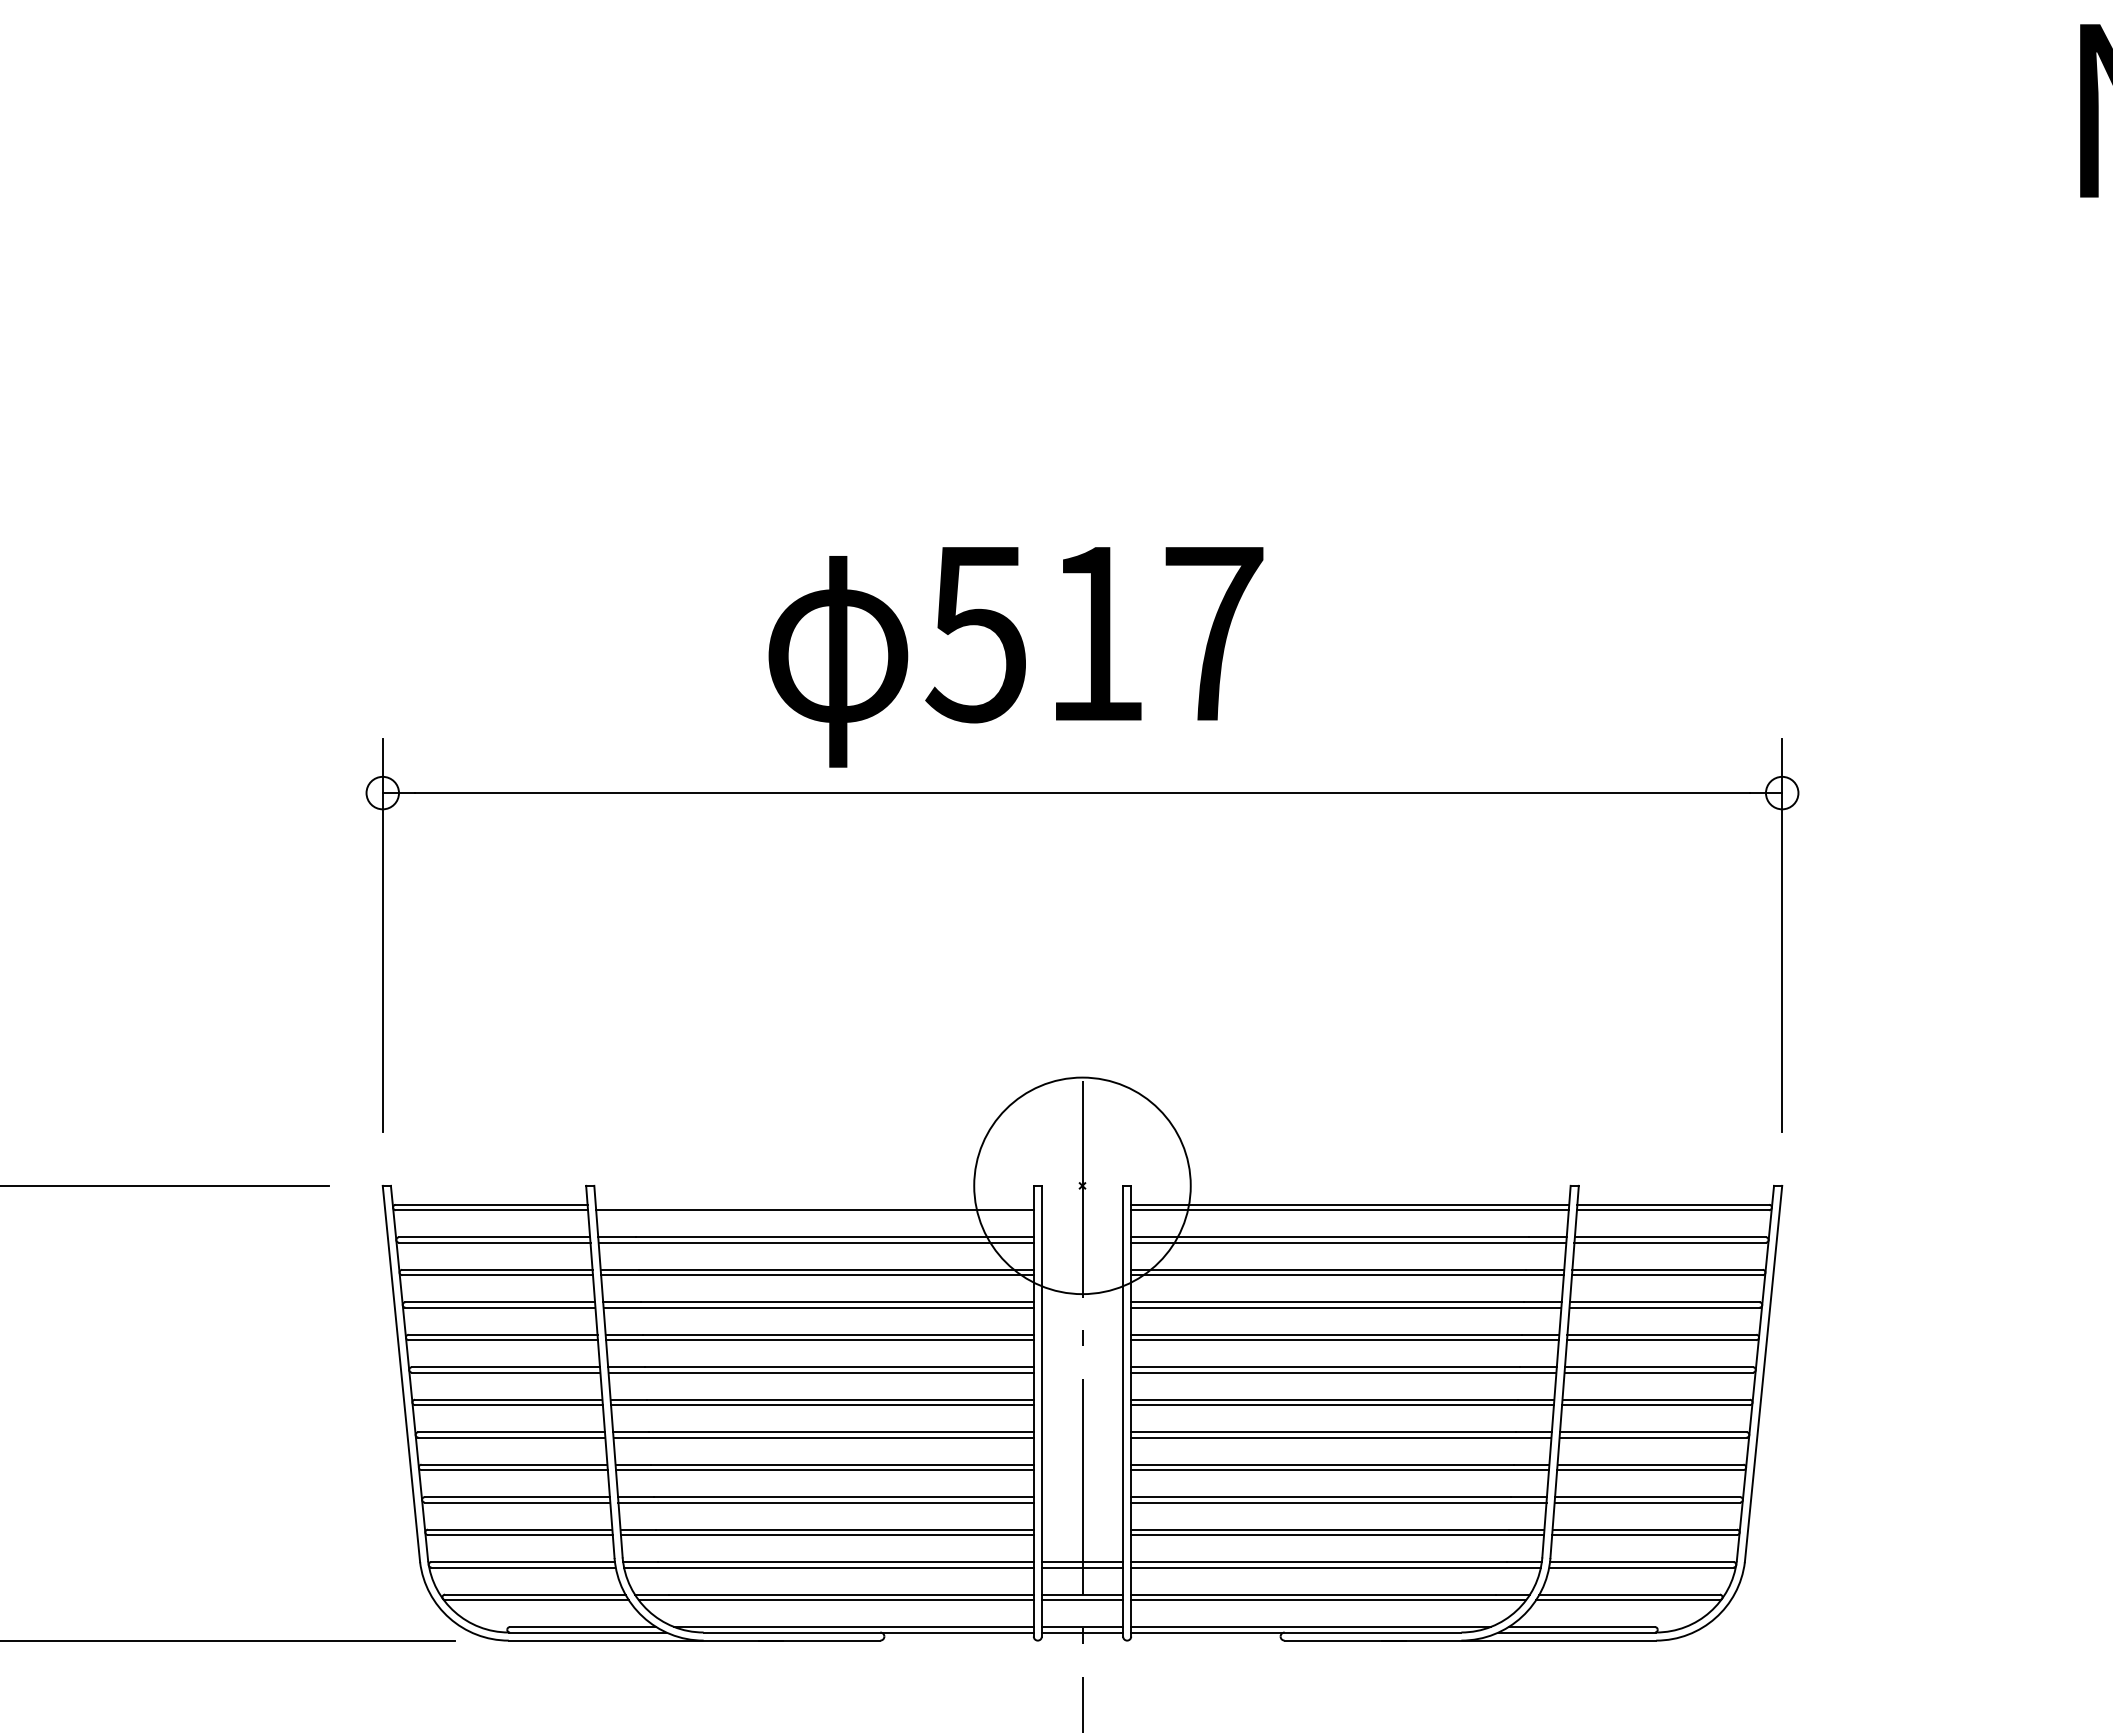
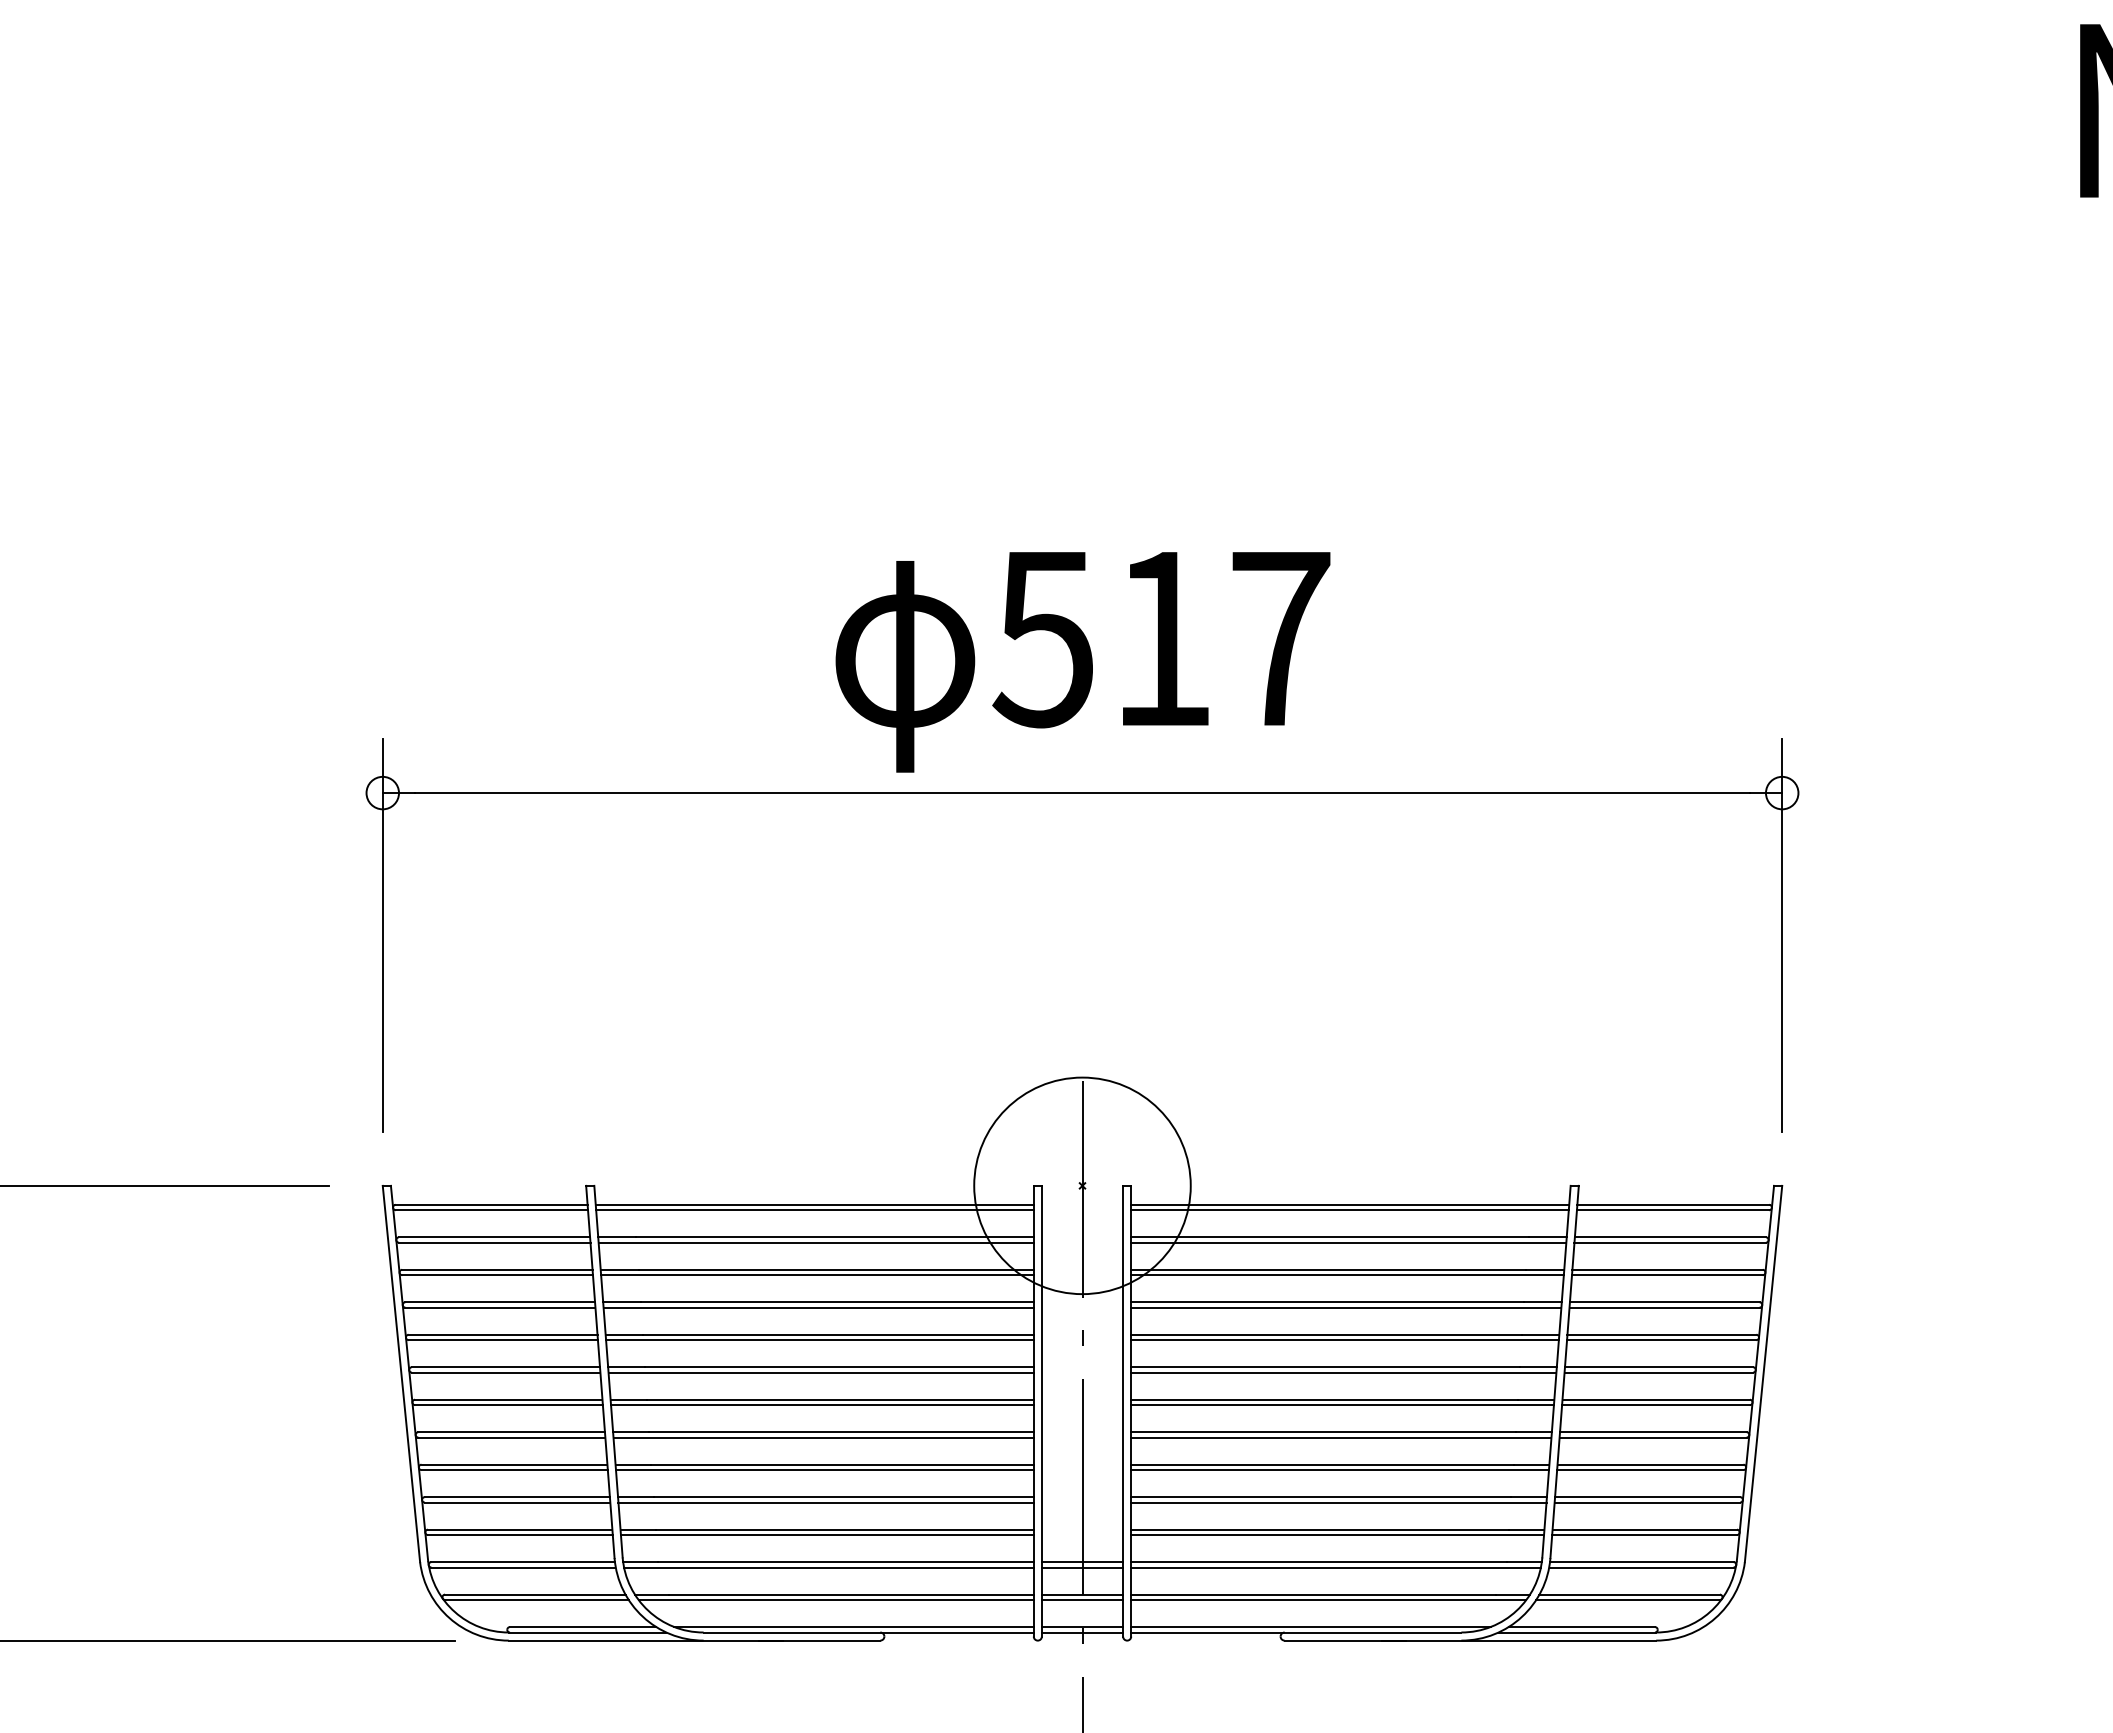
text position: (1015, 657) -> (1082, 662) (1082, 662)
line: none -> present (814, 1204)
